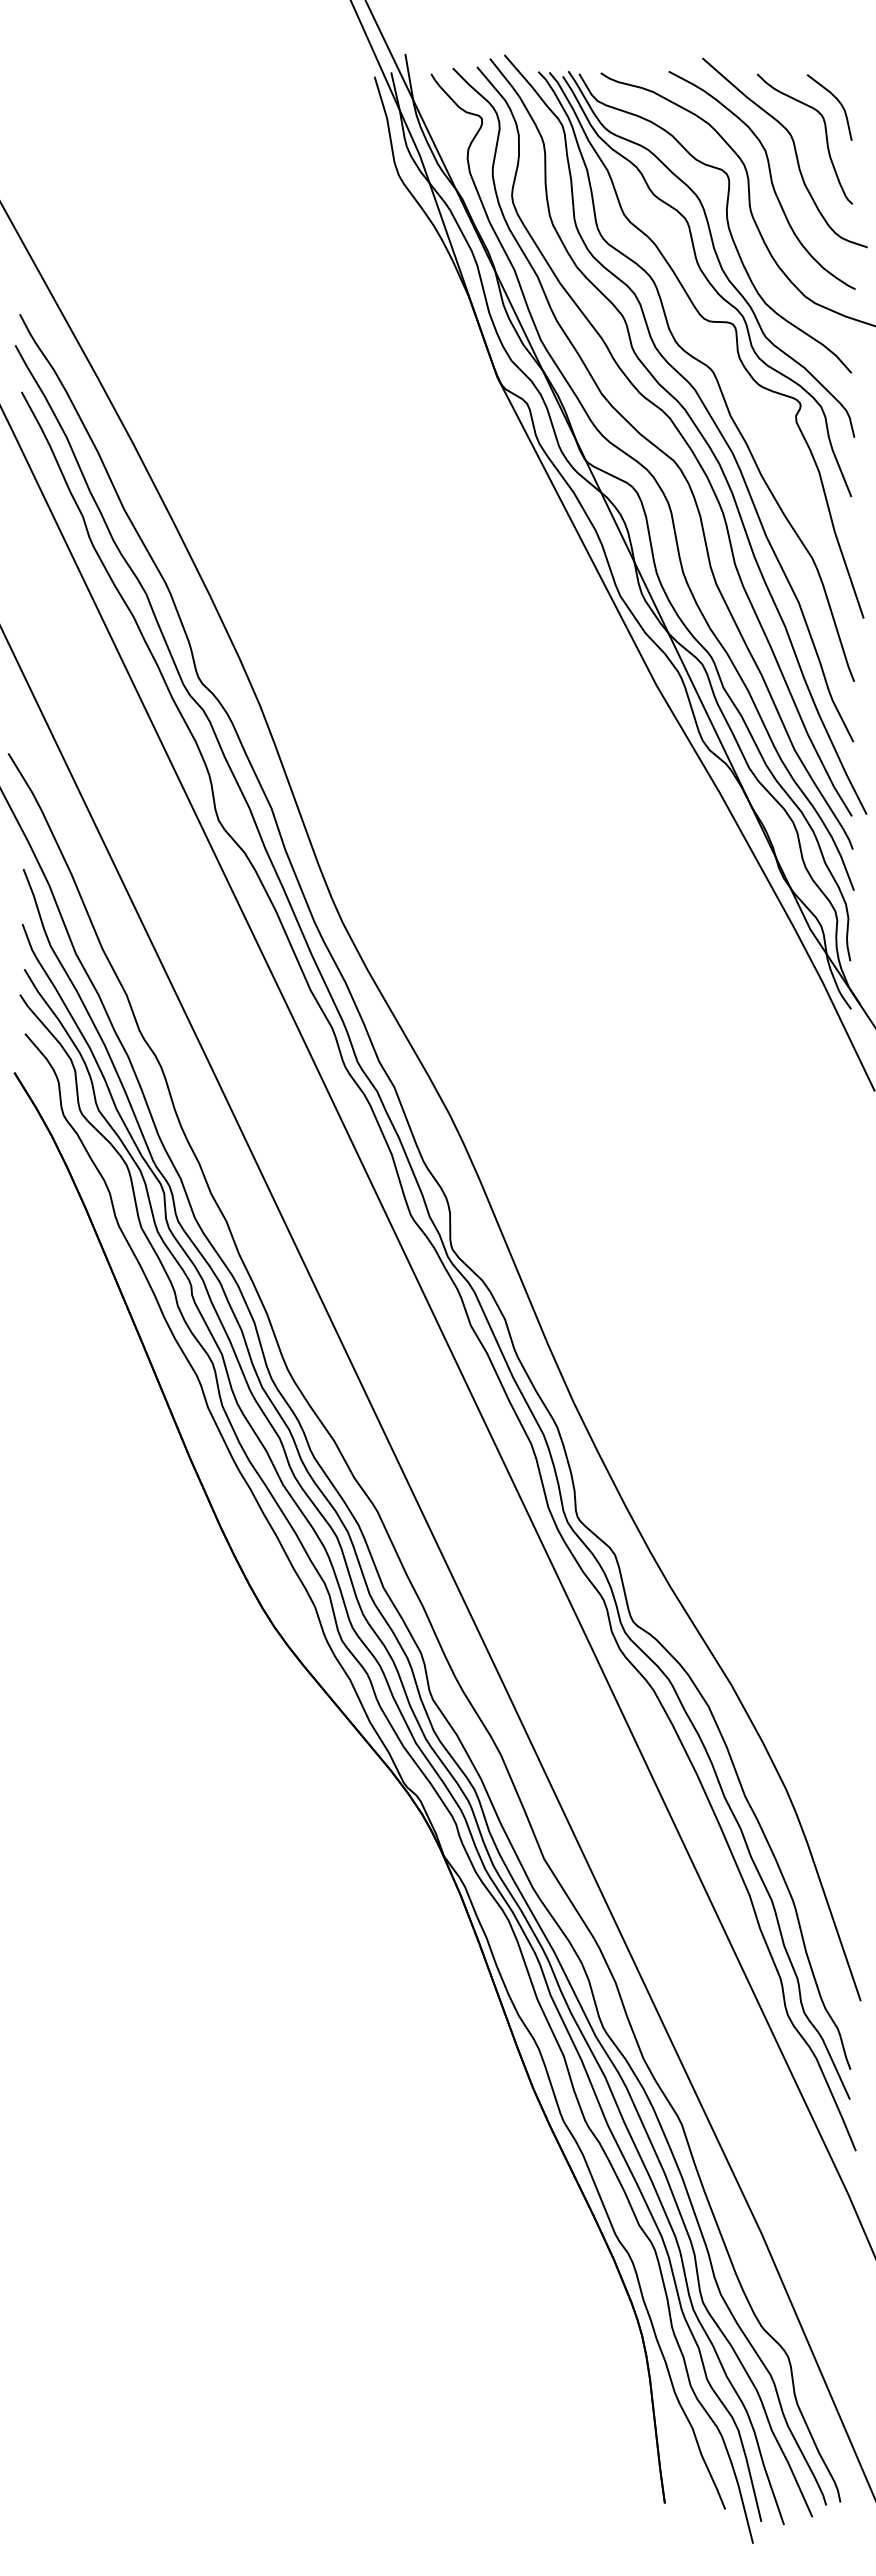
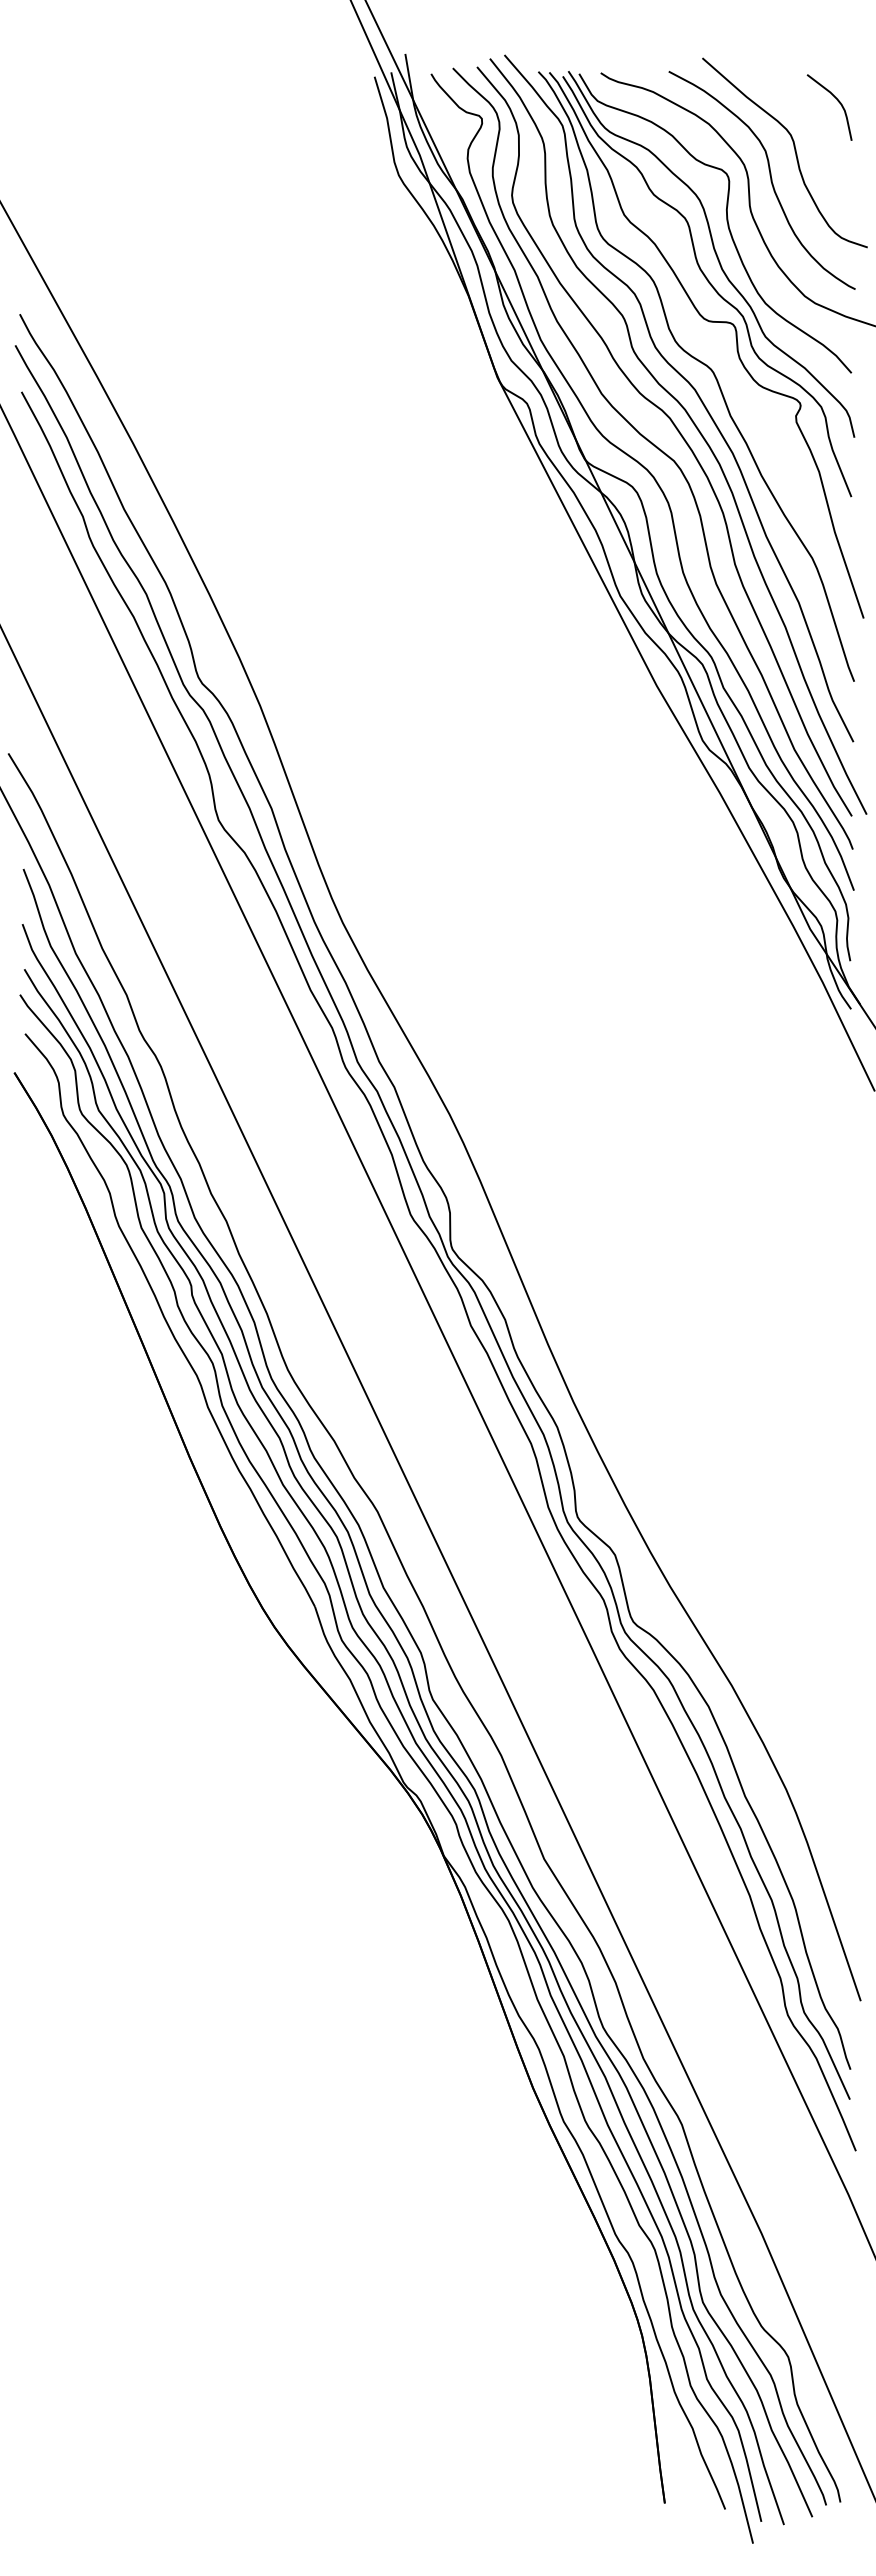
curve: present -> none (825, 137)
